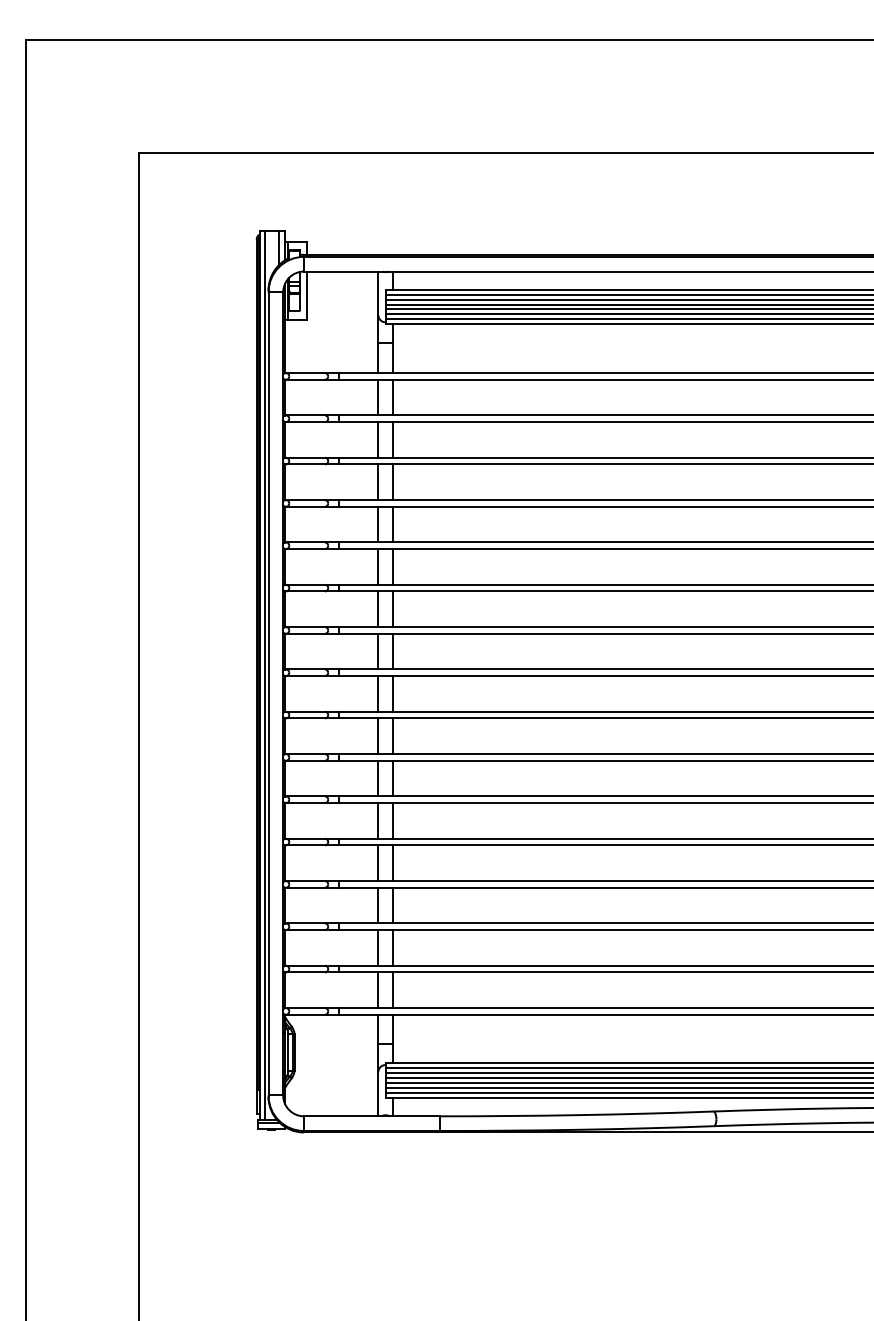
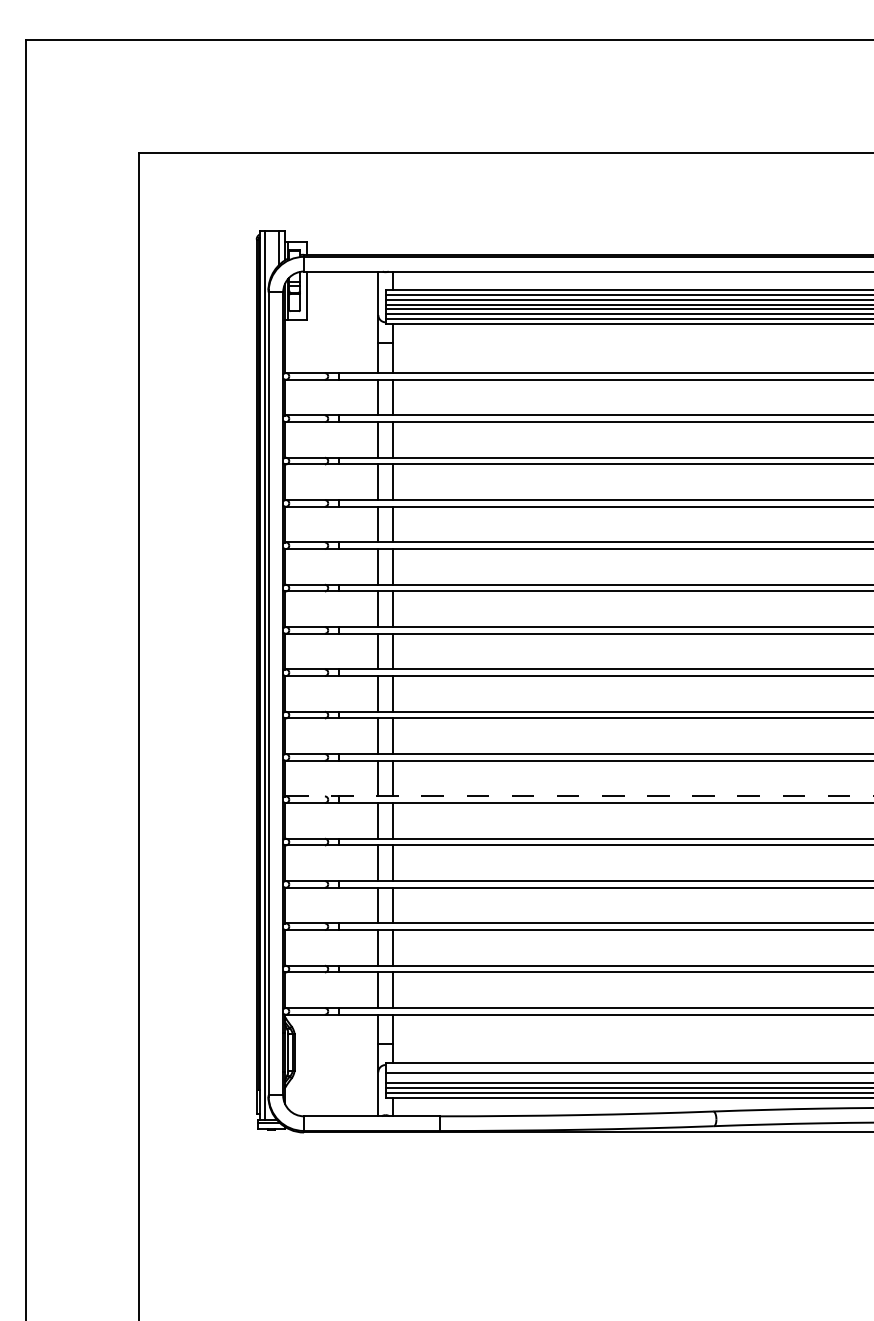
line: solid -> dashed (579, 796)
line: present -> none (627, 1068)
line: present -> none (627, 1077)
